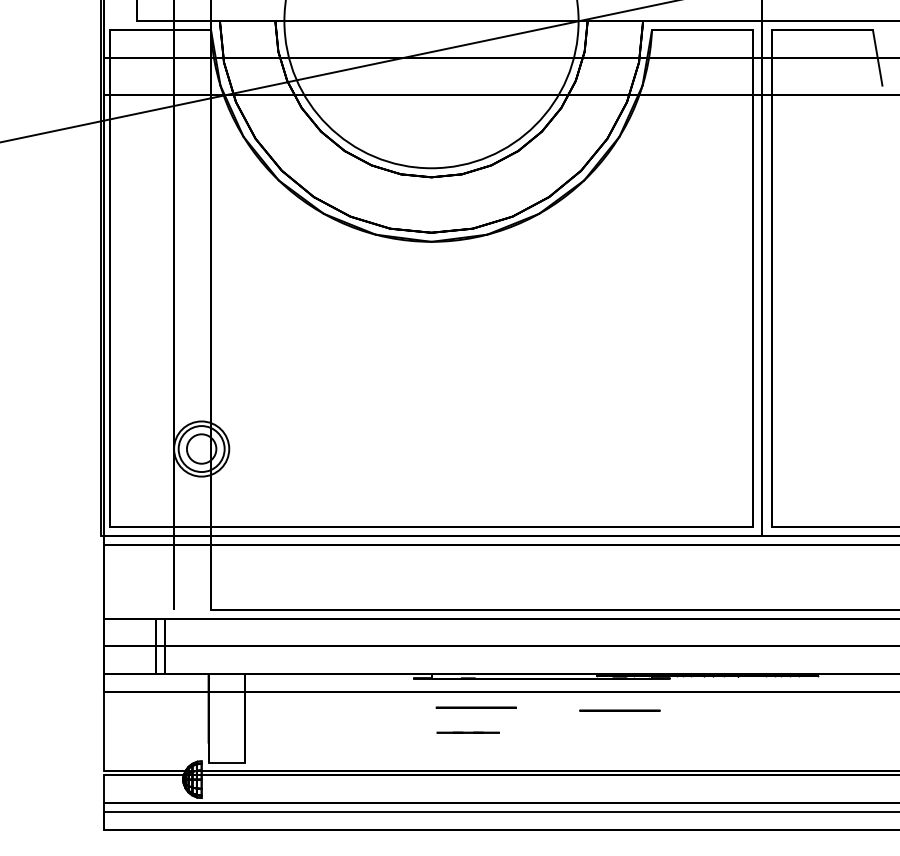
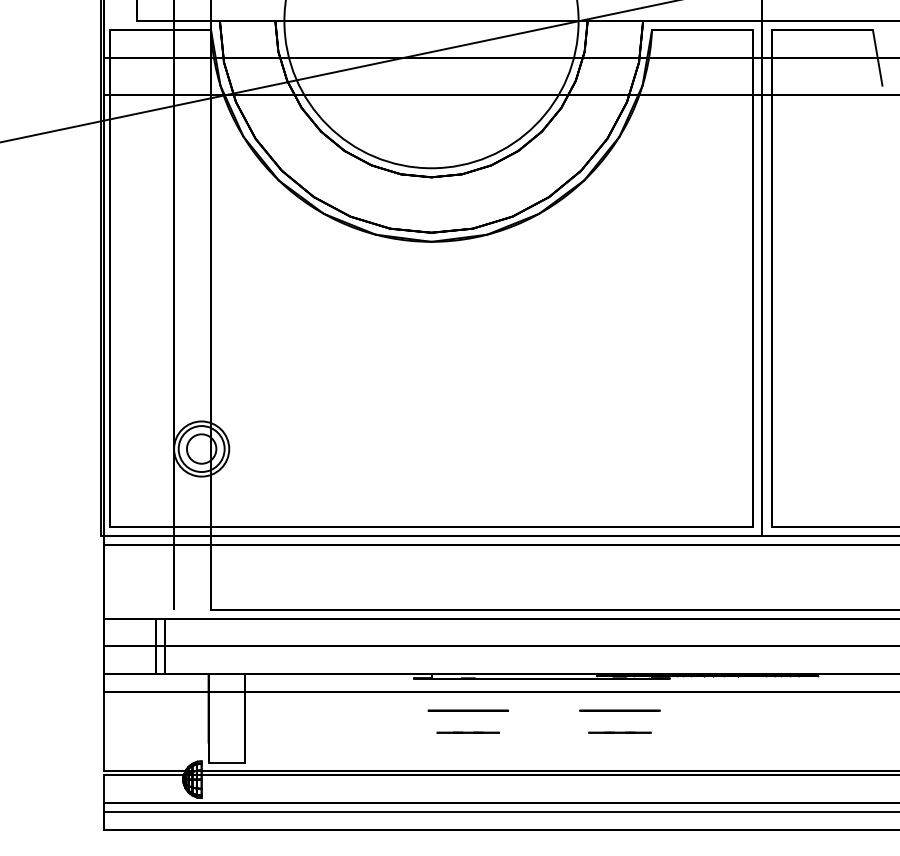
circle position: (475, 707) -> (467, 710) (467, 710)
line: none -> present (619, 732)
